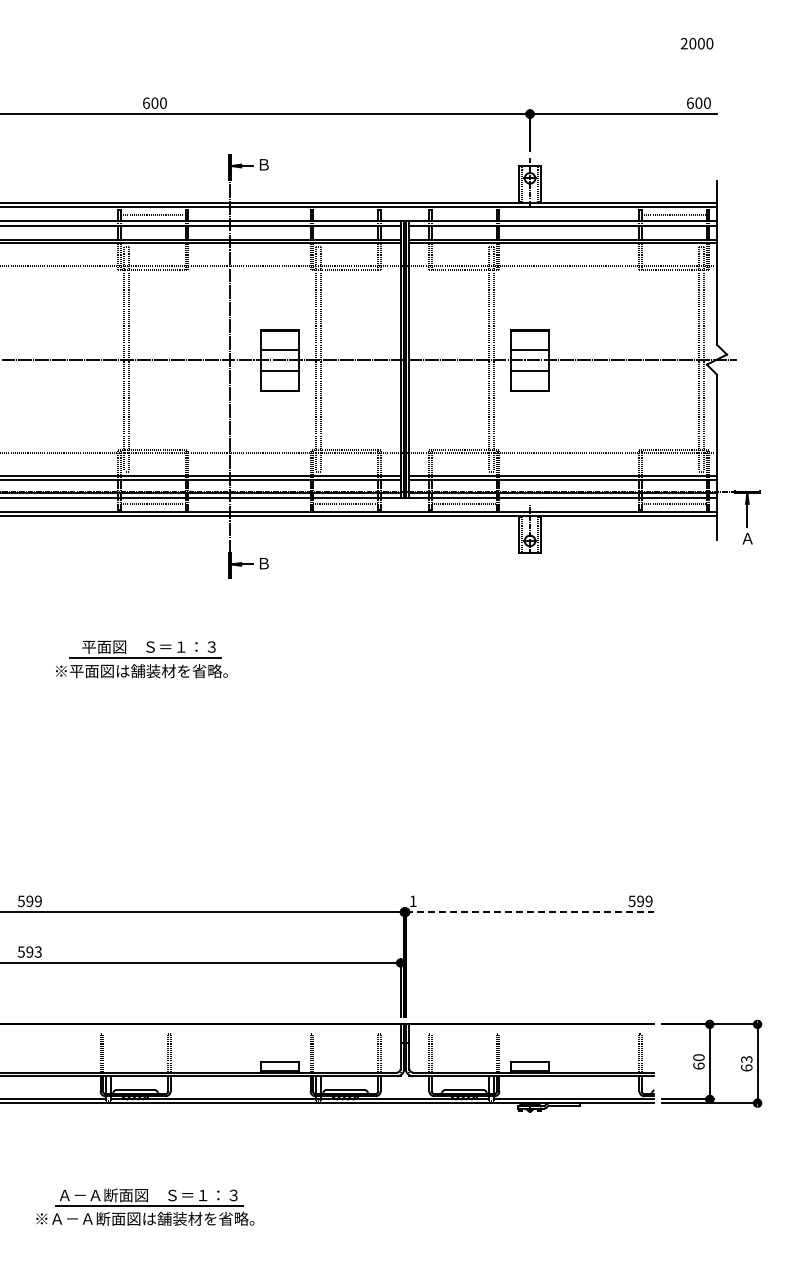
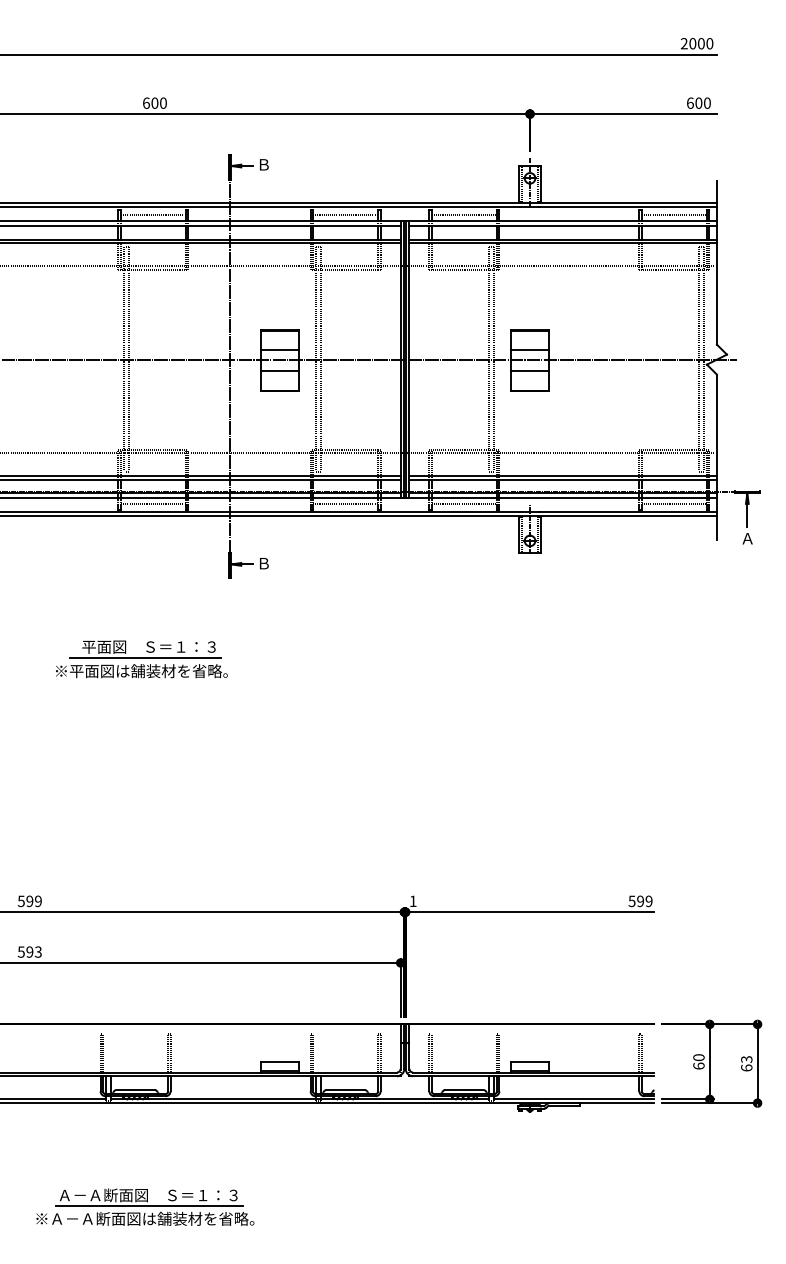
line: none -> present (359, 54)
line: none -> present (345, 215)
line: none -> present (463, 215)
line: dashed -> solid (530, 912)
